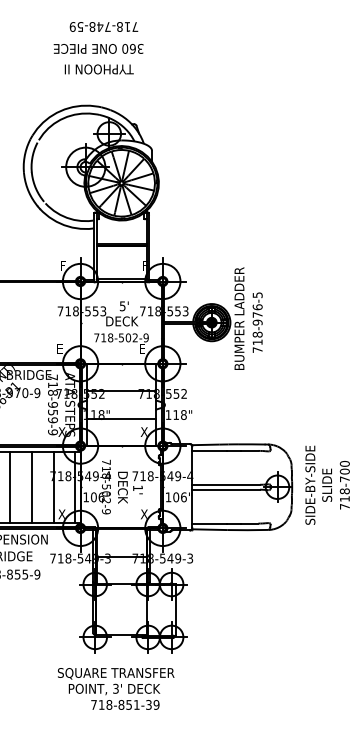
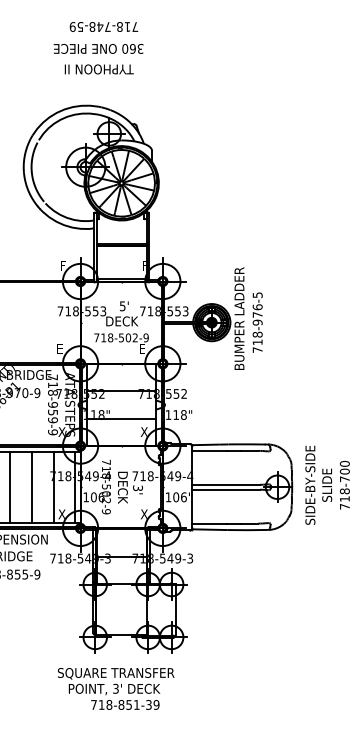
text: 1' -> 3' (137, 488)
